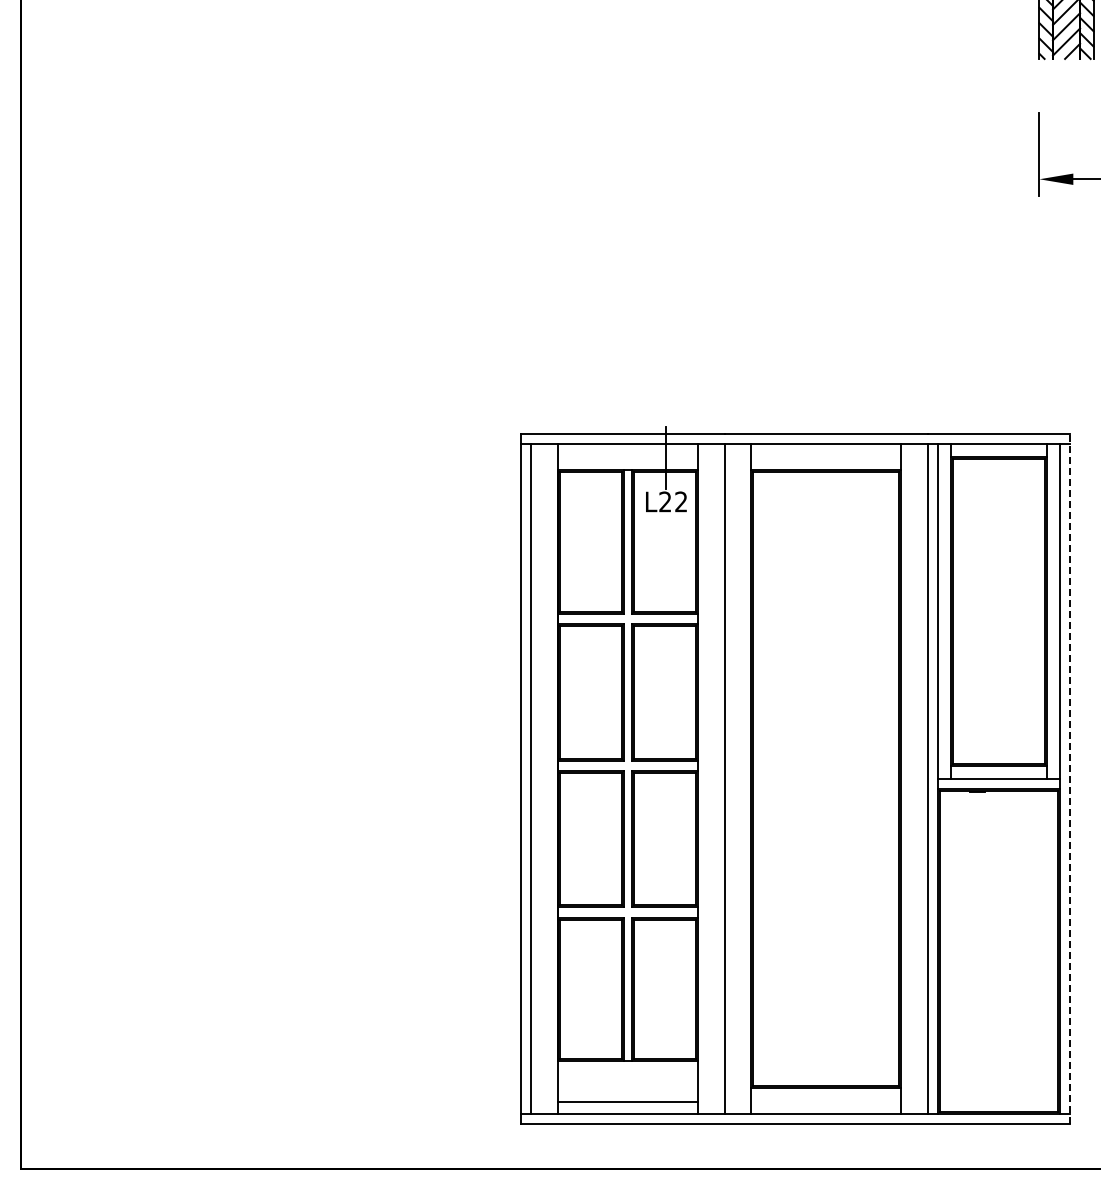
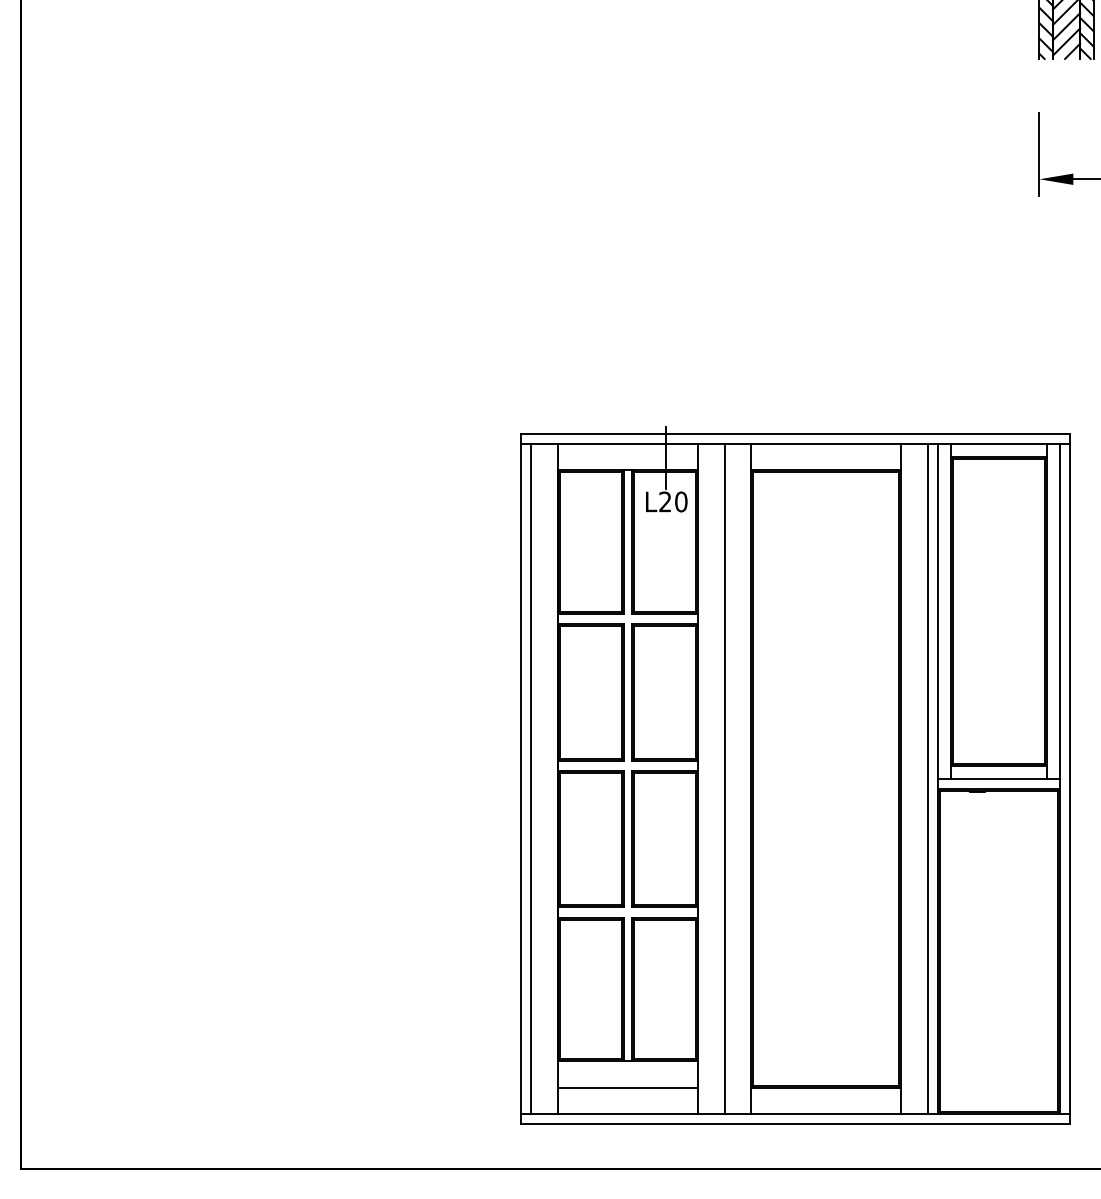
text: L22 -> L20 (681, 501)
line: dashed -> solid (1069, 778)
line position: (627, 1101) -> (627, 1087) (627, 1087)
